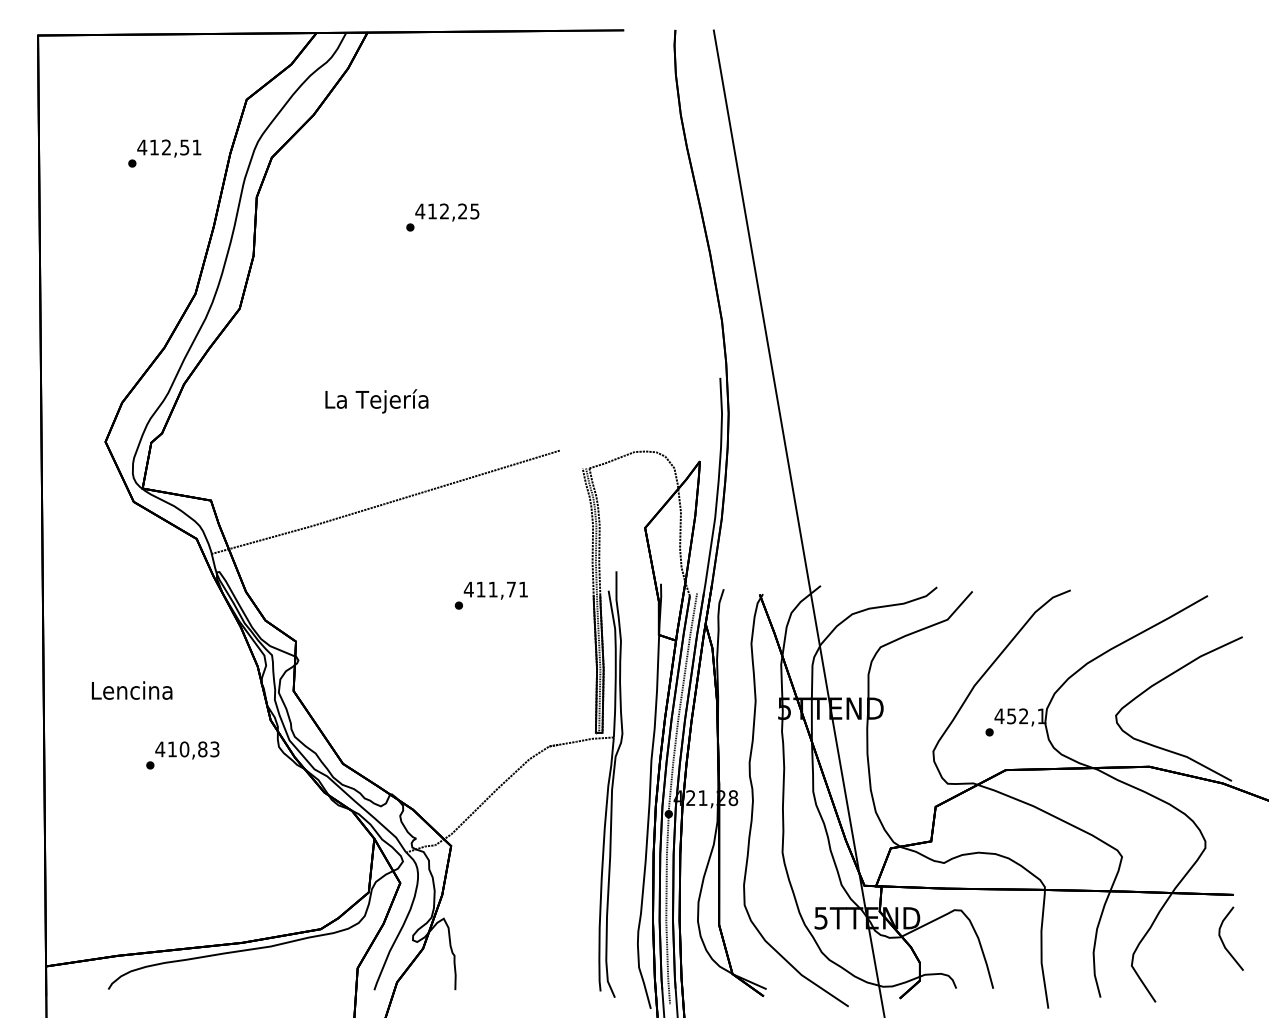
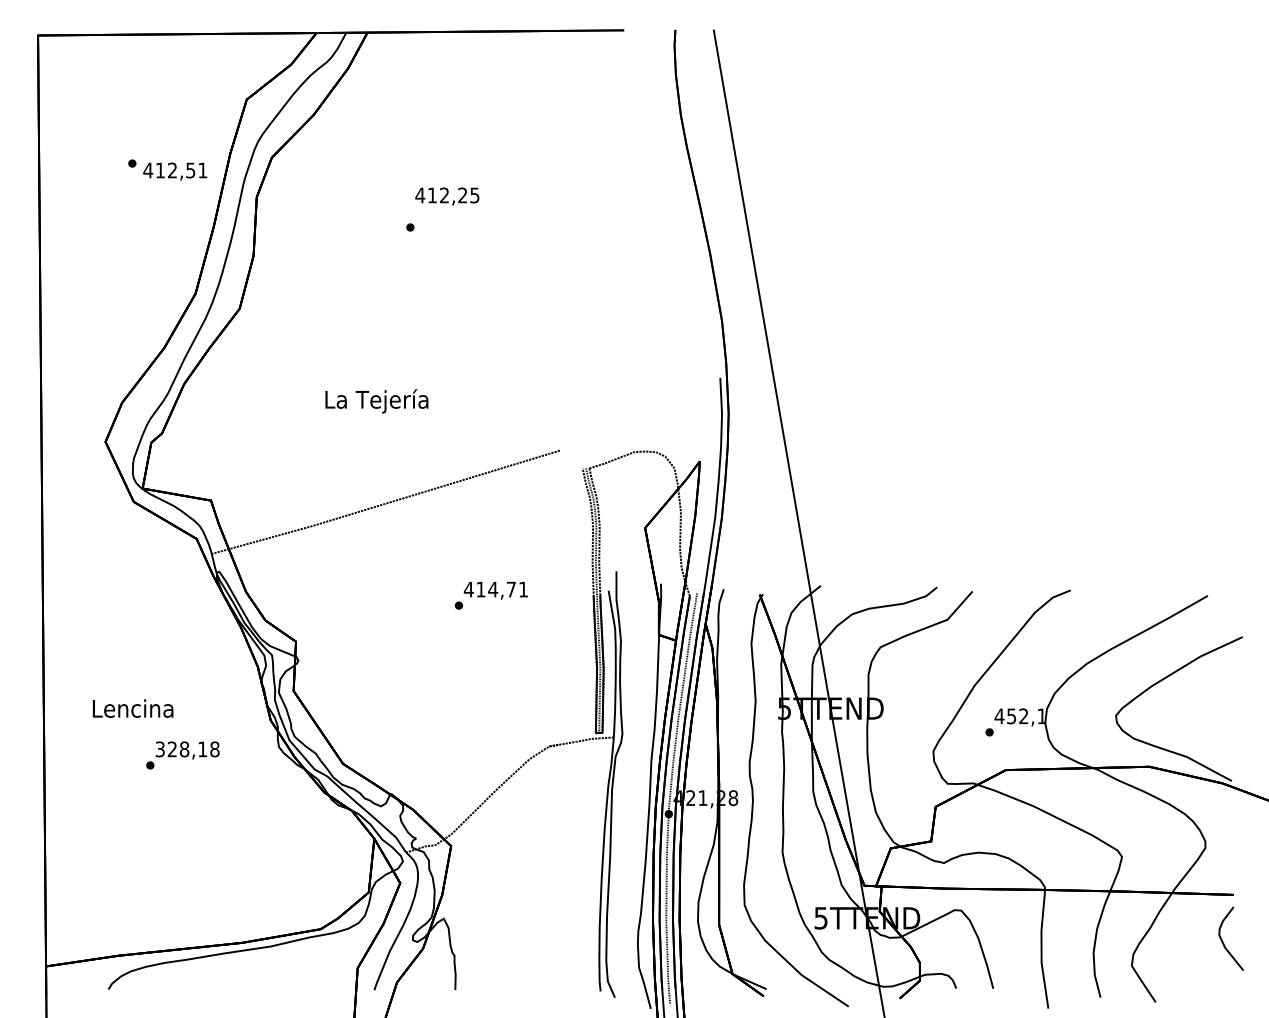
text position: (169, 148) -> (175, 171) (175, 171)
text position: (447, 212) -> (447, 196) (447, 196)
text: 411,71 -> 414,71 (493, 589)
text position: (131, 690) -> (132, 708) (132, 708)
text: 410,83 -> 328,18 (187, 749)
